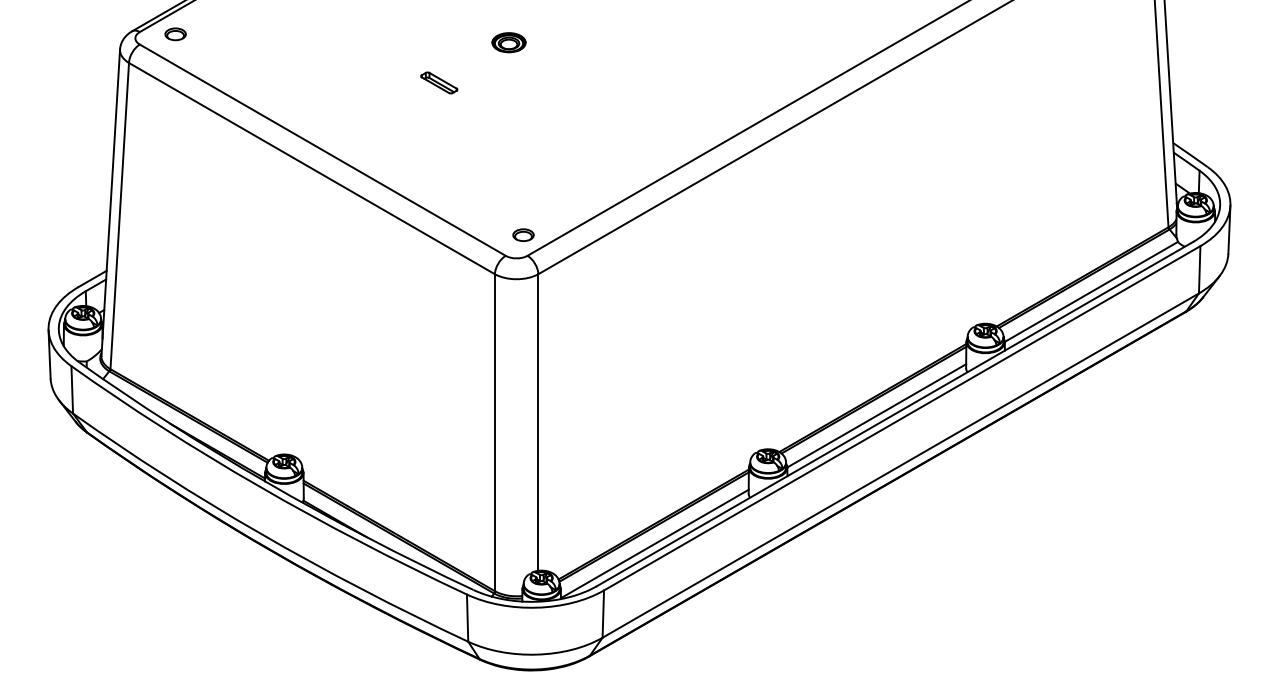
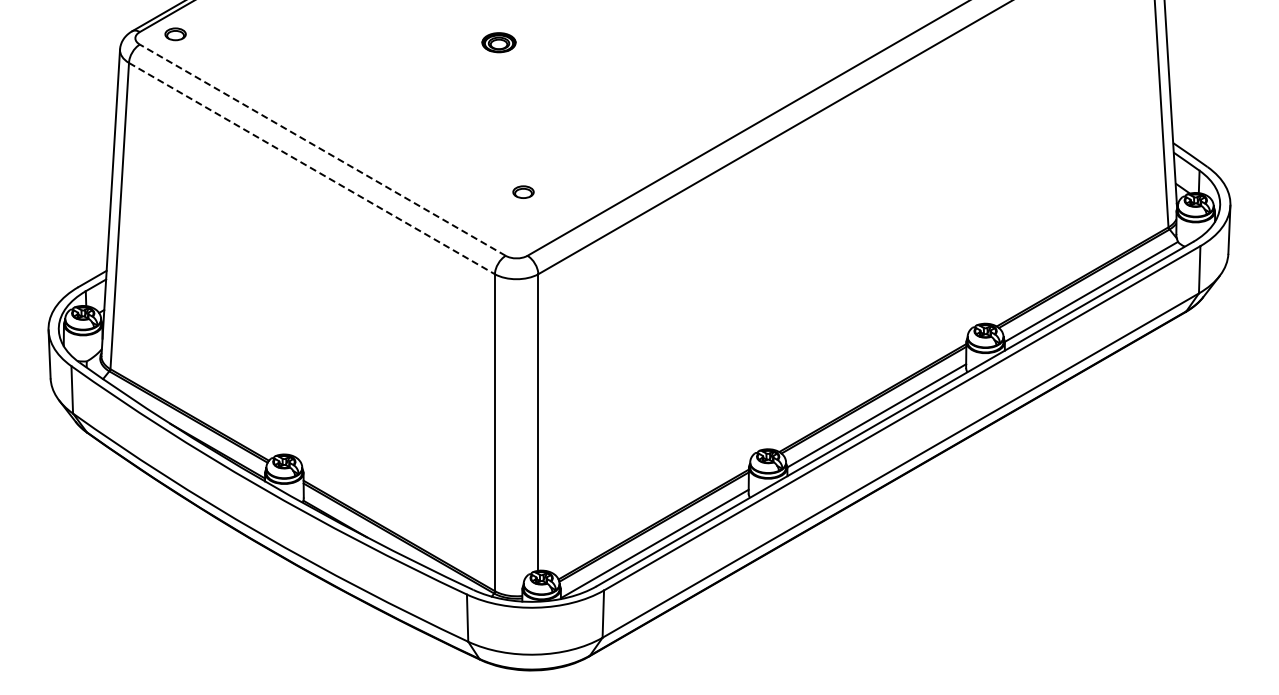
part position: (508, 42) -> (498, 42) (498, 42)
part: present -> none (439, 82)
line: solid -> dashed (322, 149)
line: solid -> dashed (312, 168)
part position: (523, 234) -> (523, 191) (523, 191)
